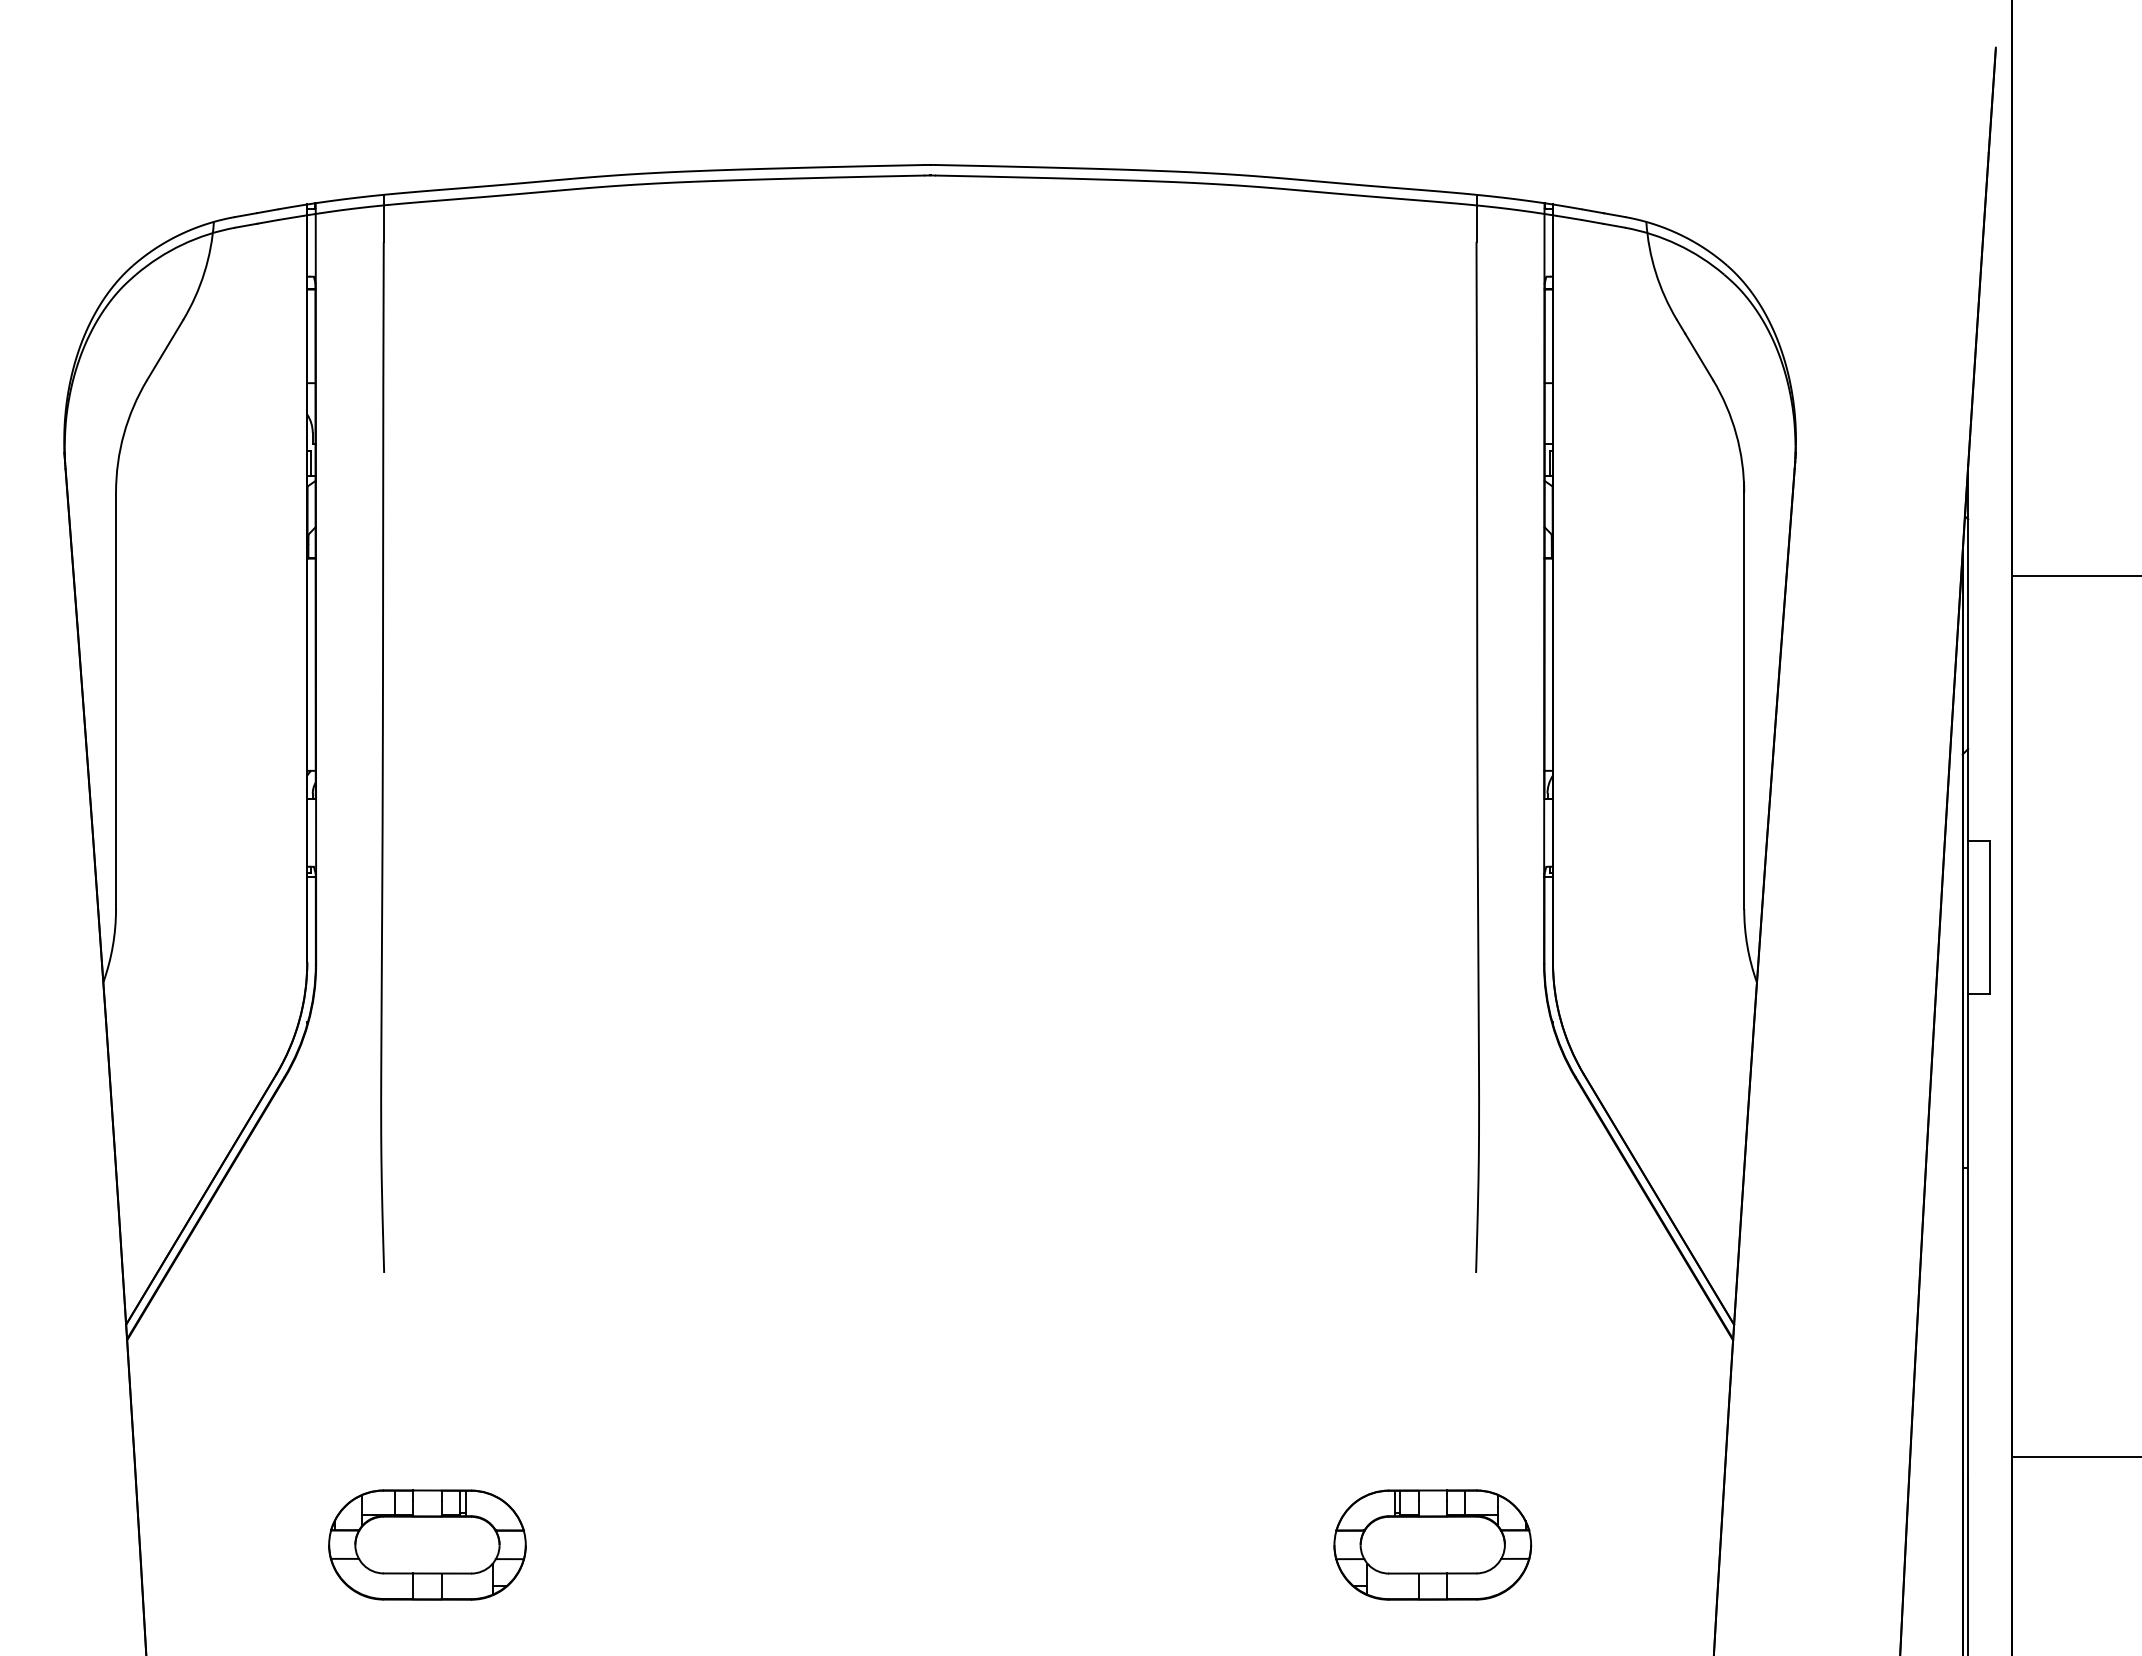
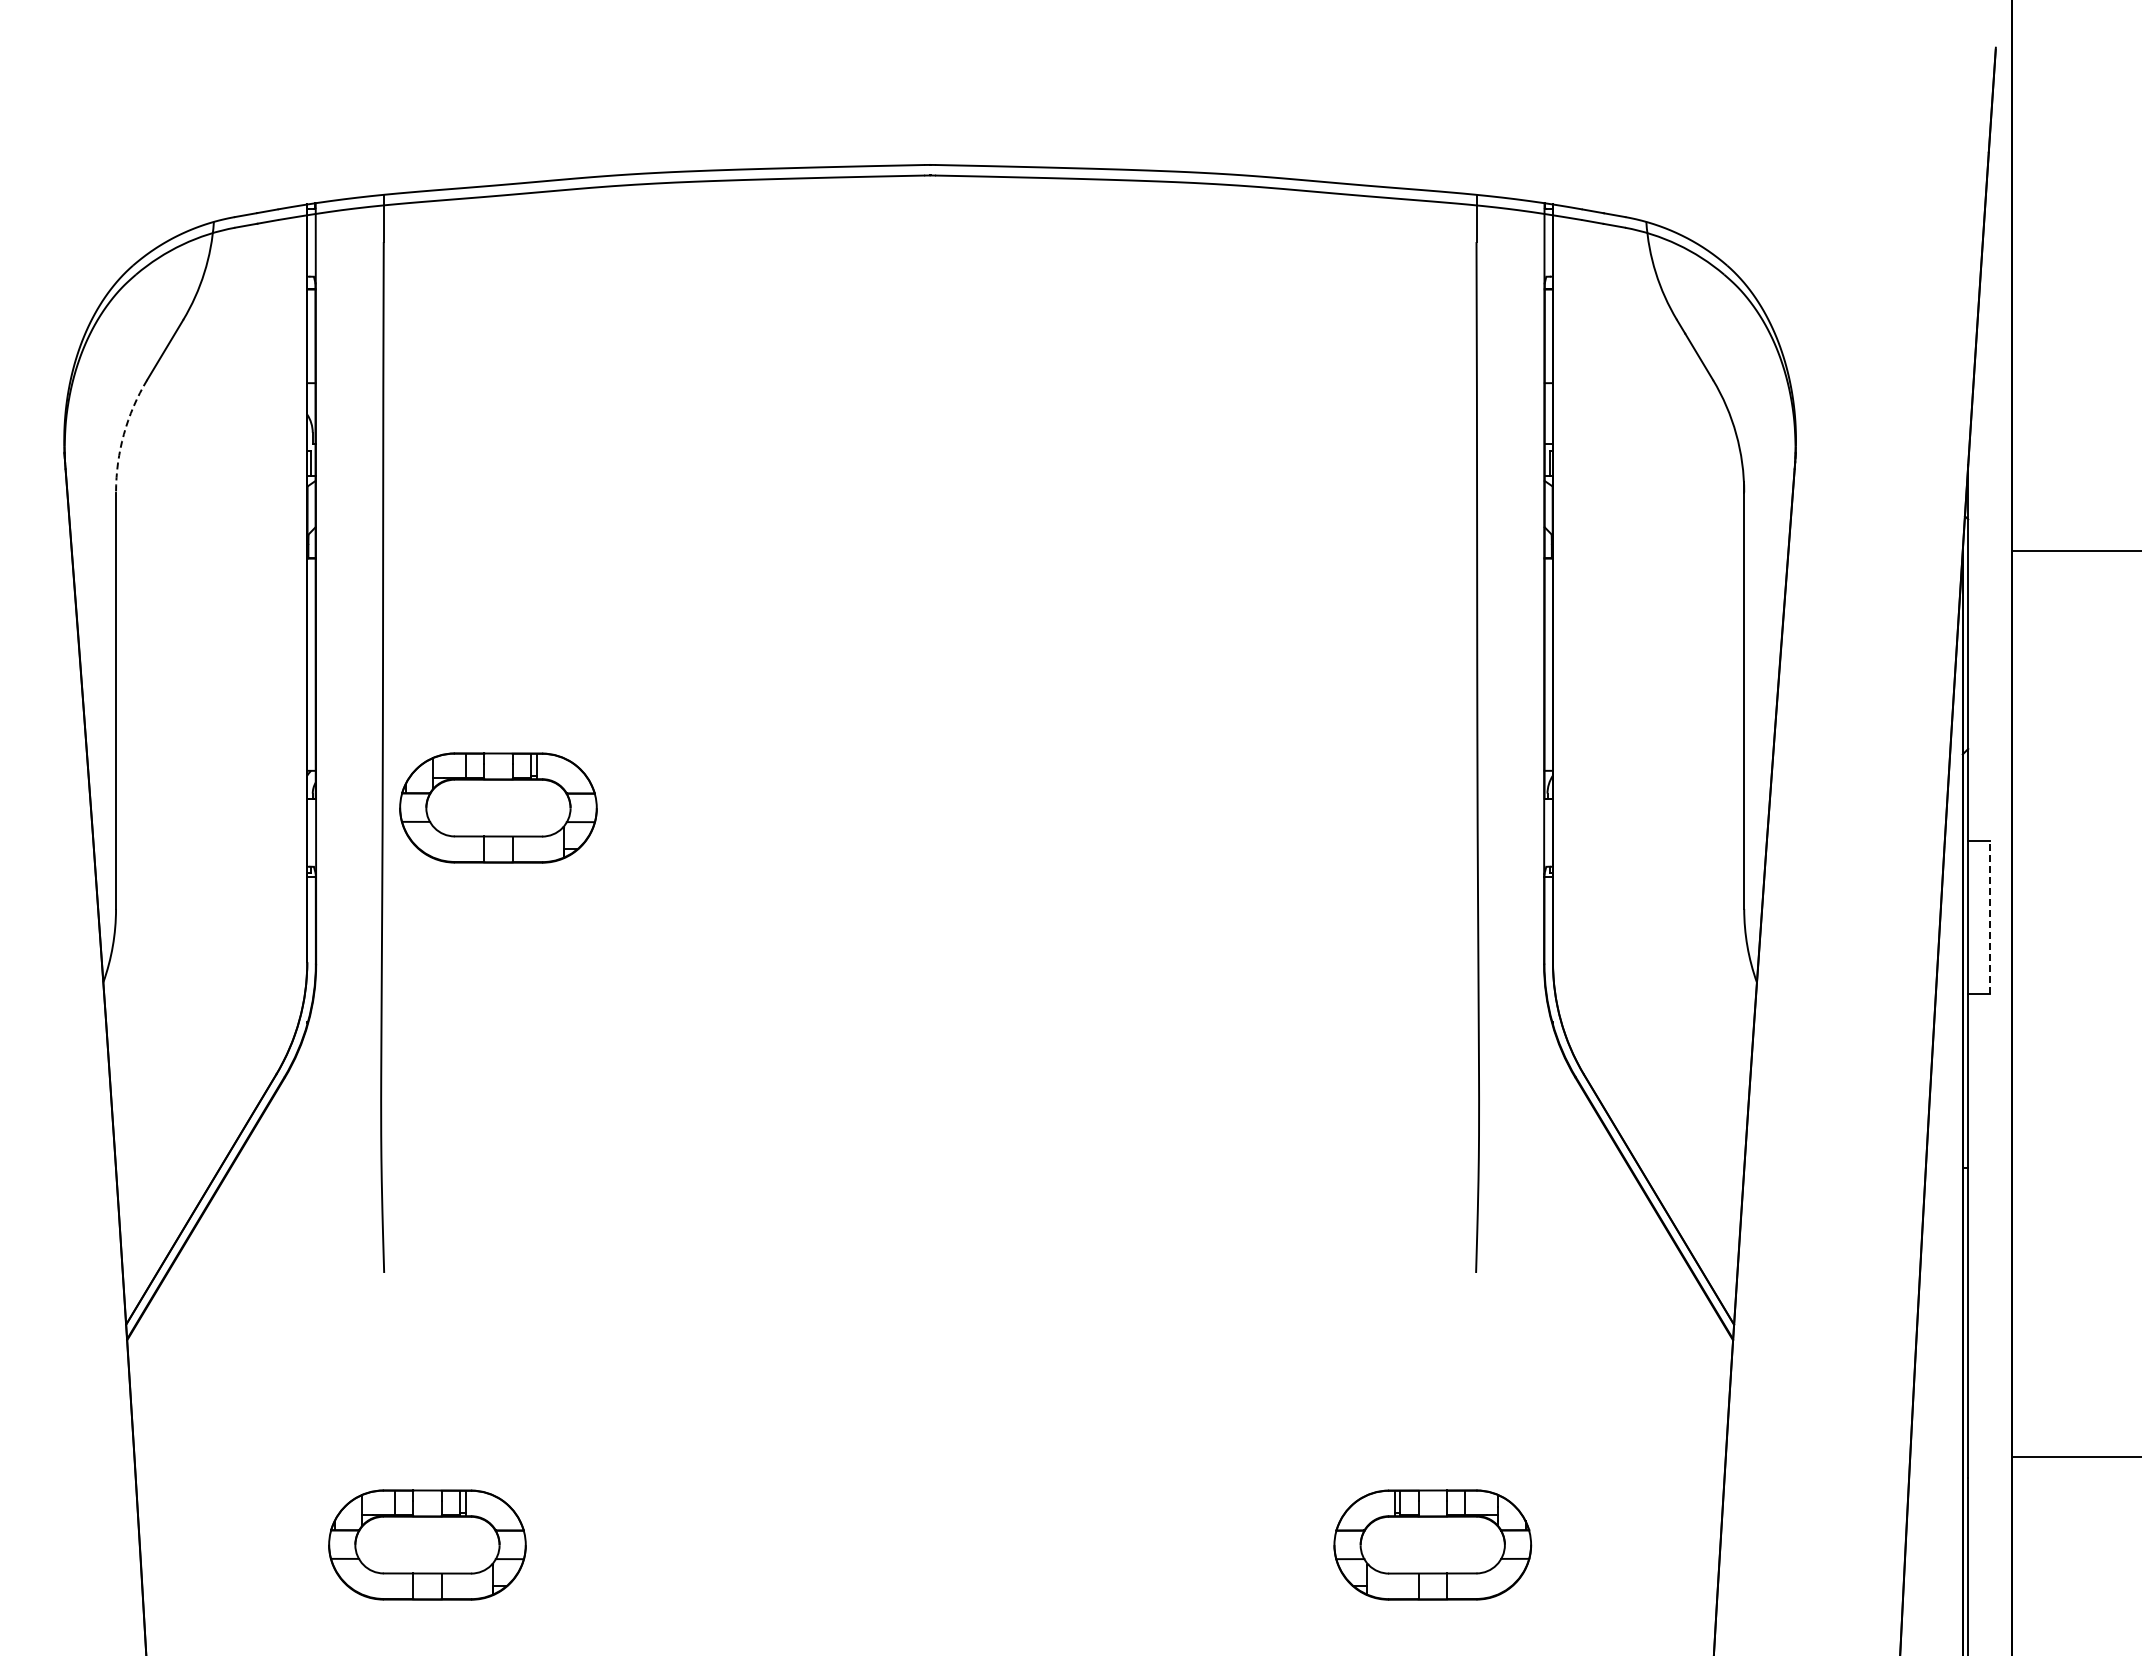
arc: solid -> dashed (123, 434)
line position: (2074, 575) -> (2074, 550) (2074, 550)
part: none -> present (498, 807)
line: solid -> dashed (1990, 916)
